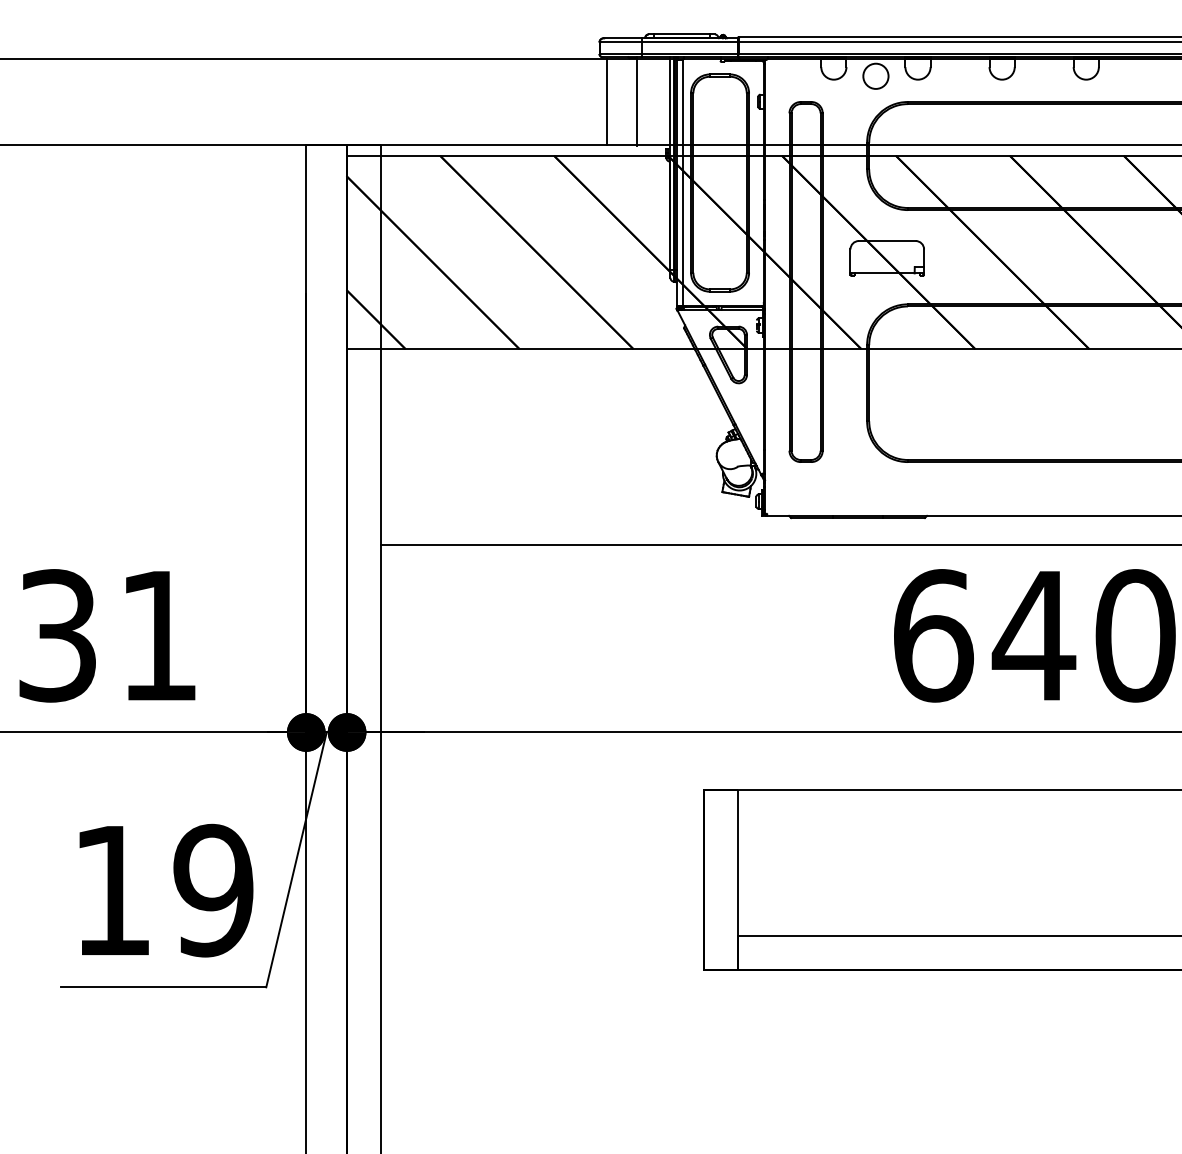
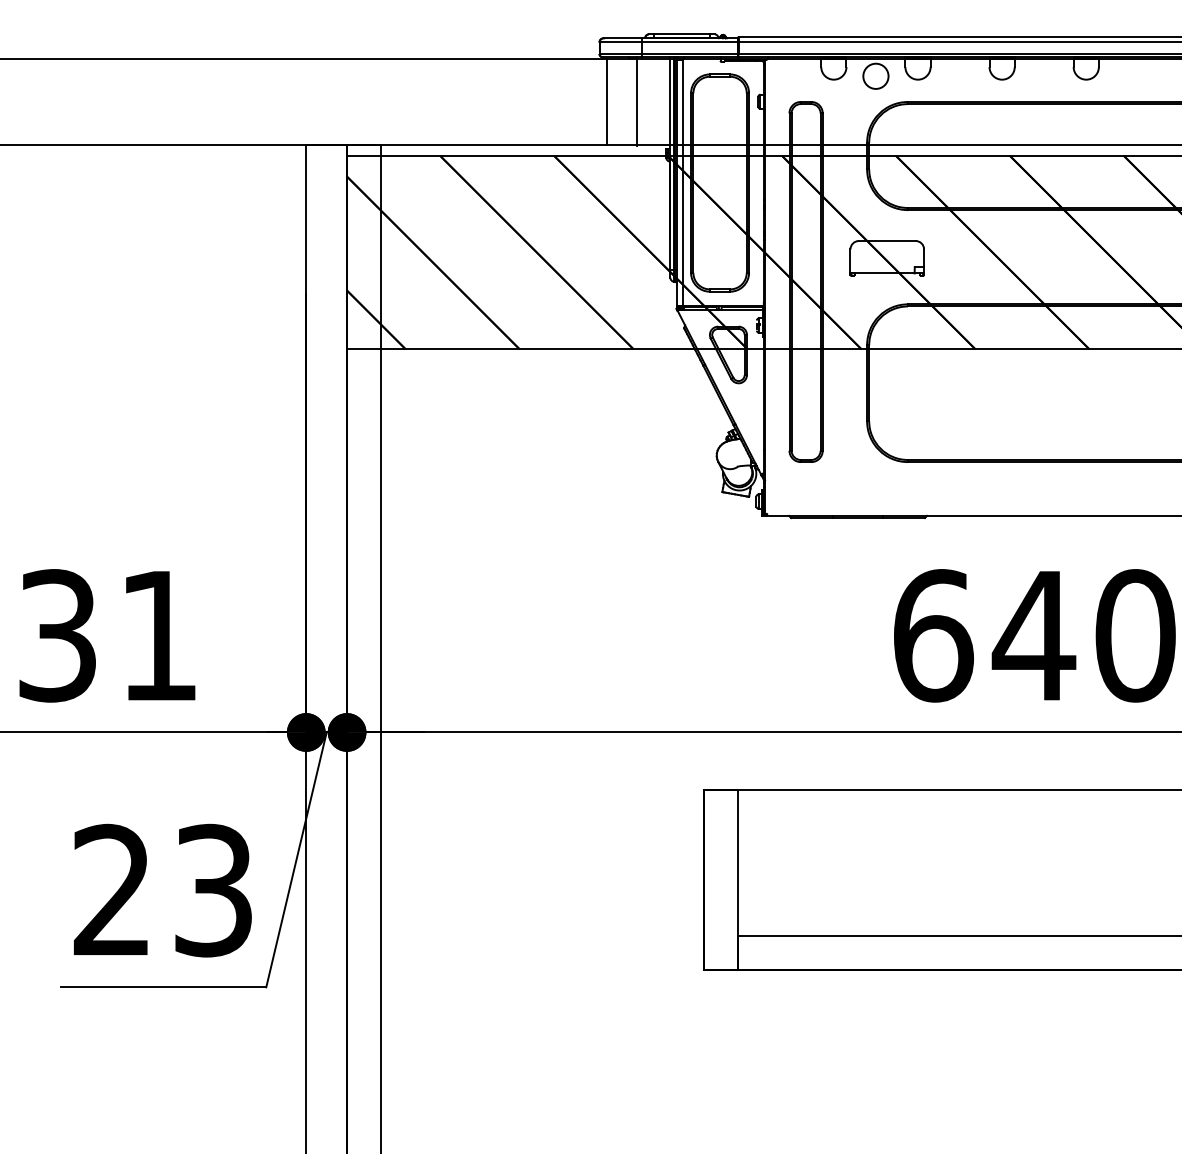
line: present -> none (779, 544)
text: 19 -> 23 (163, 890)
